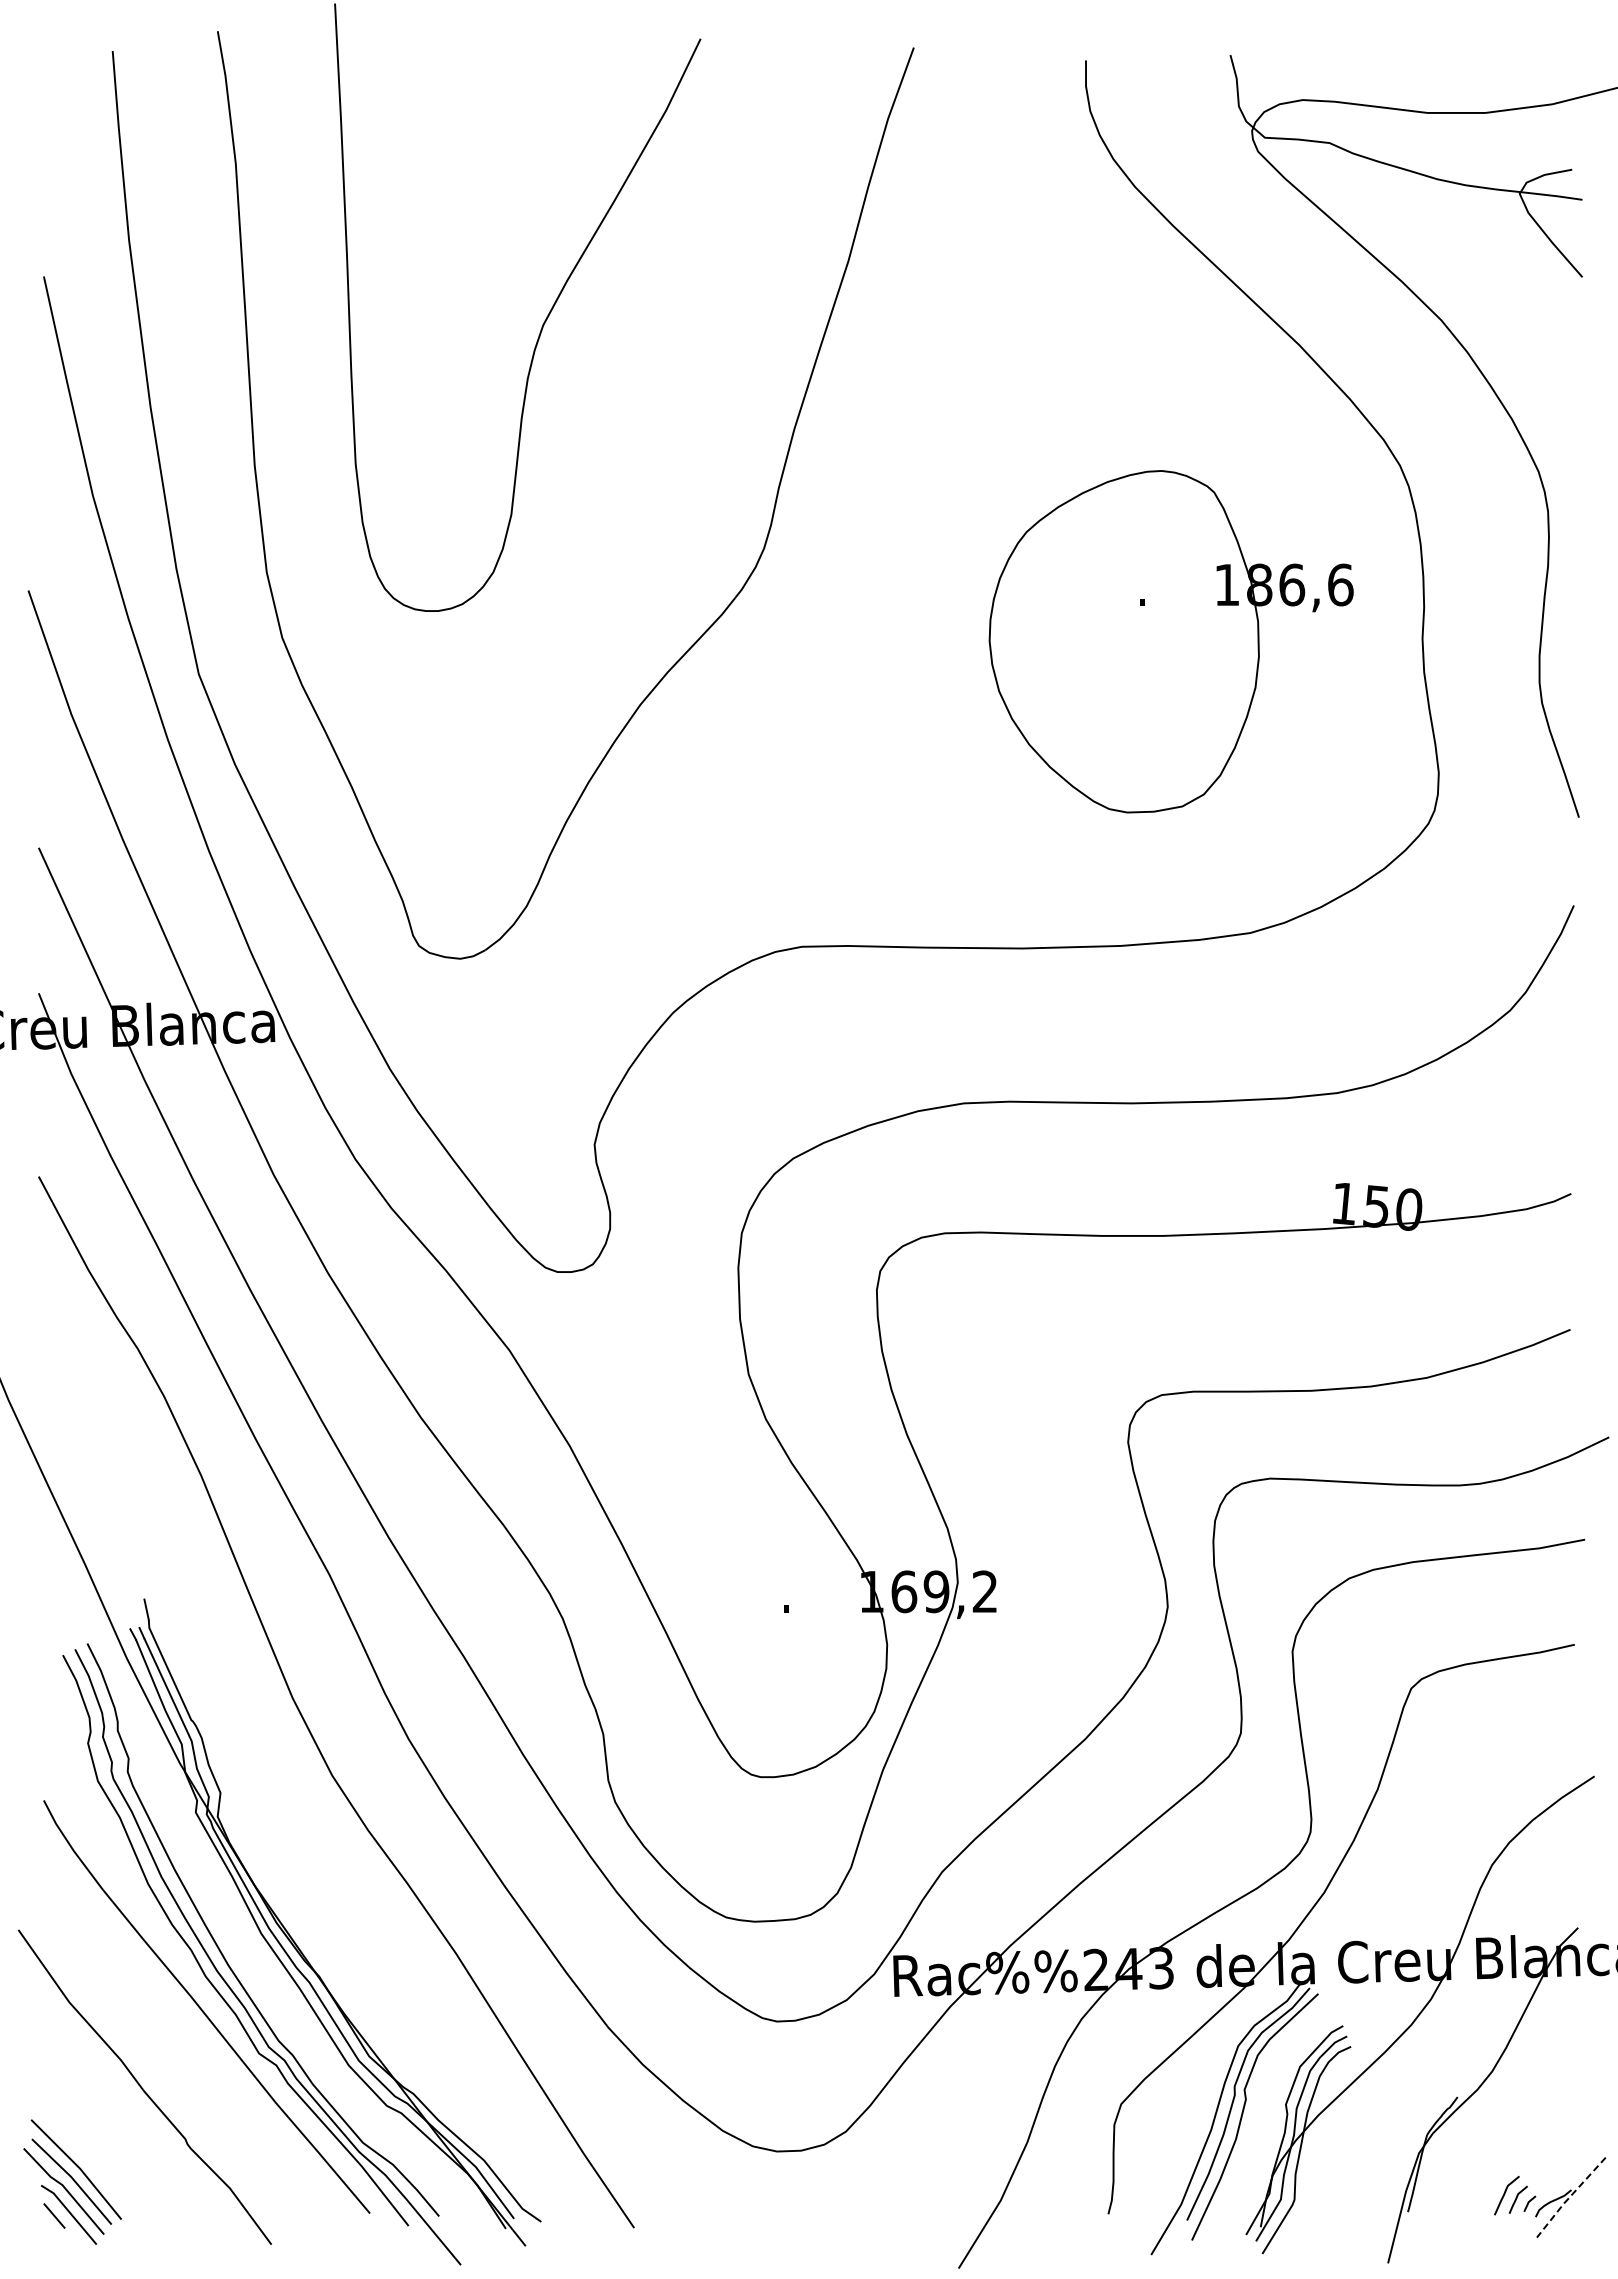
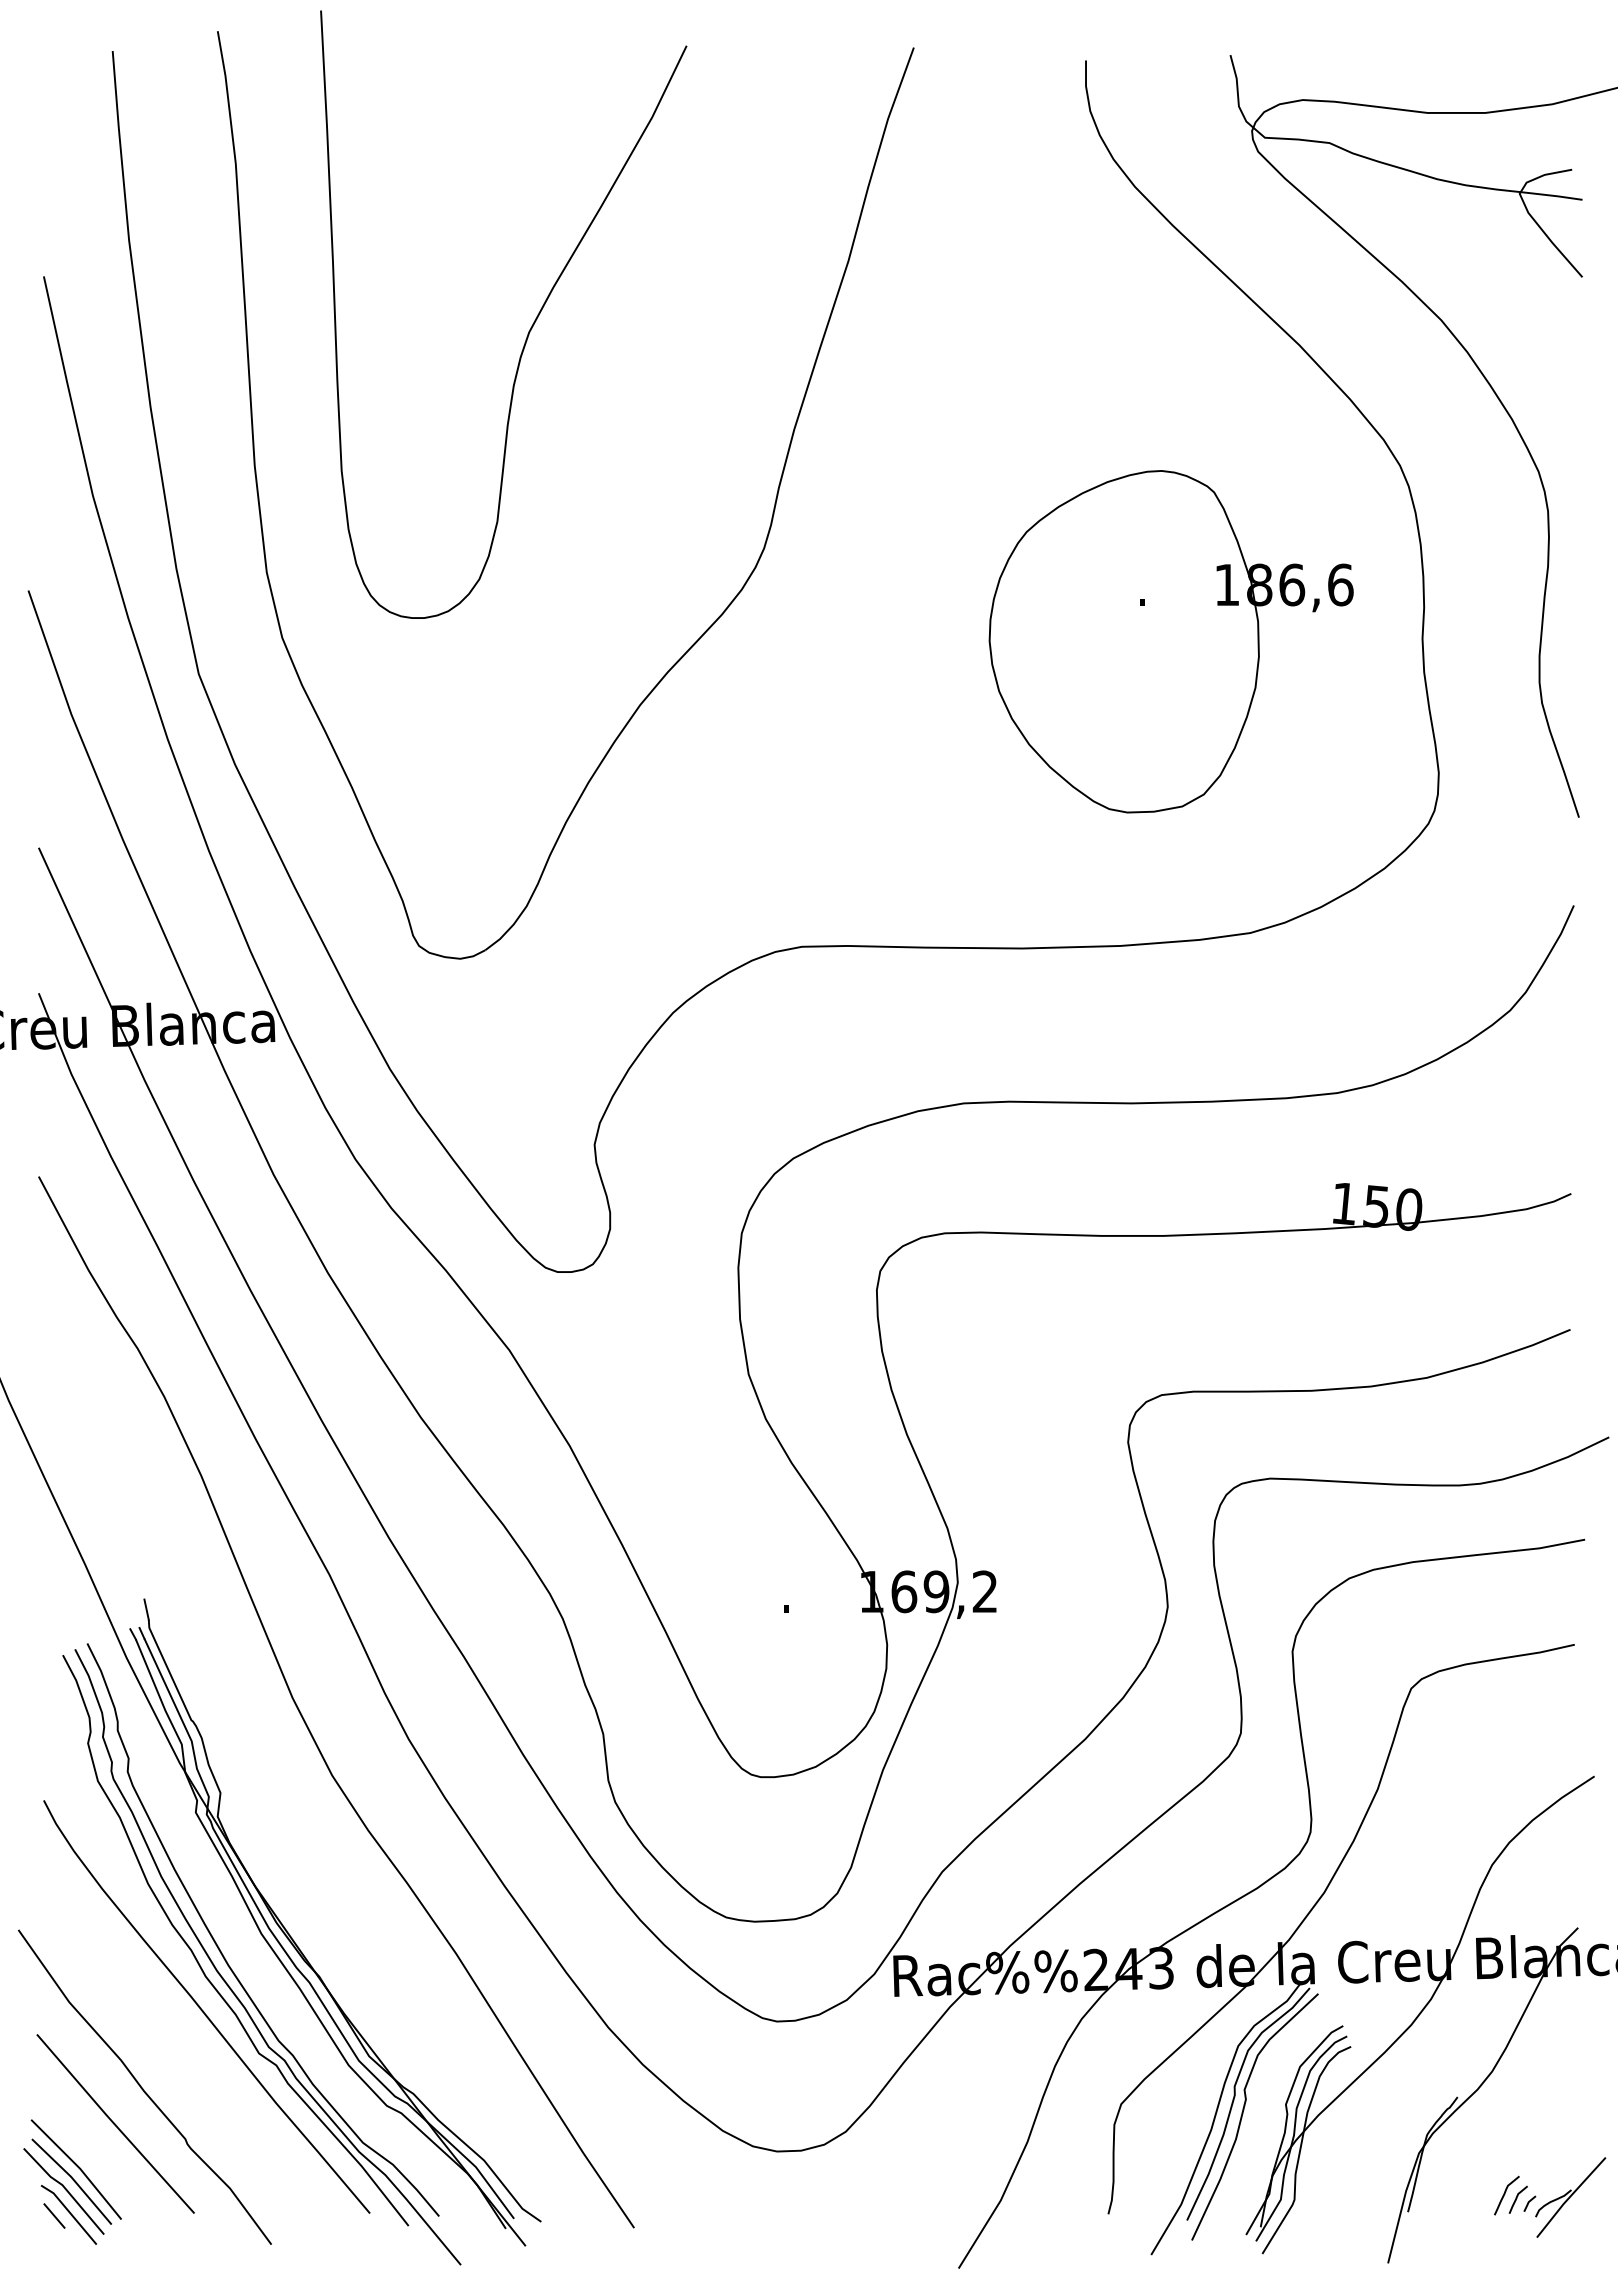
curve position: (544, 320) -> (530, 327) (530, 327)
line: none -> present (115, 2123)
line: dashed -> solid (1569, 2197)
